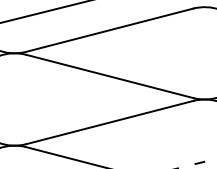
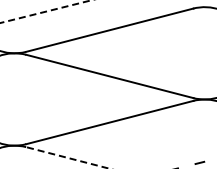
line: solid -> dashed (46, 11)
line: solid -> dashed (67, 157)
